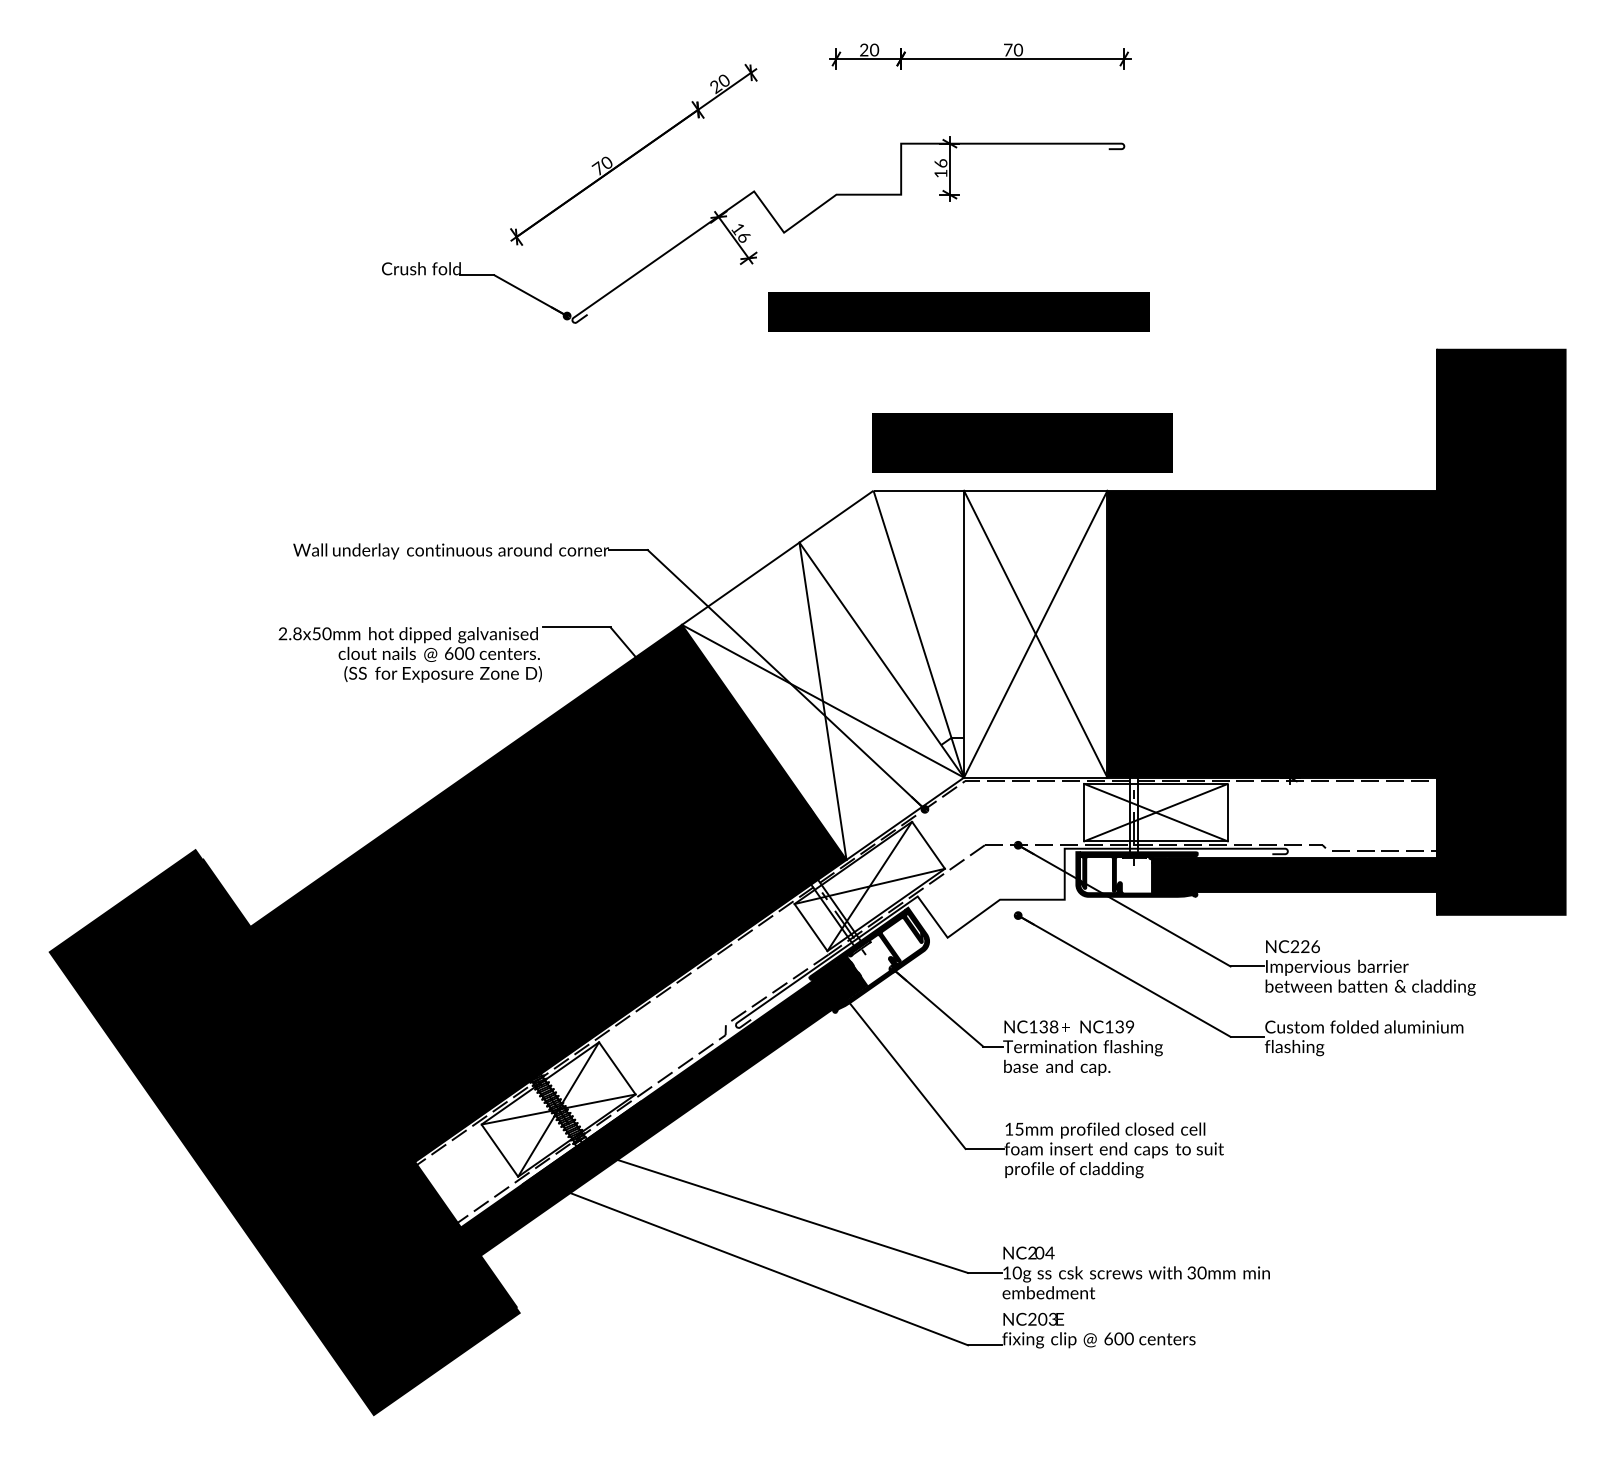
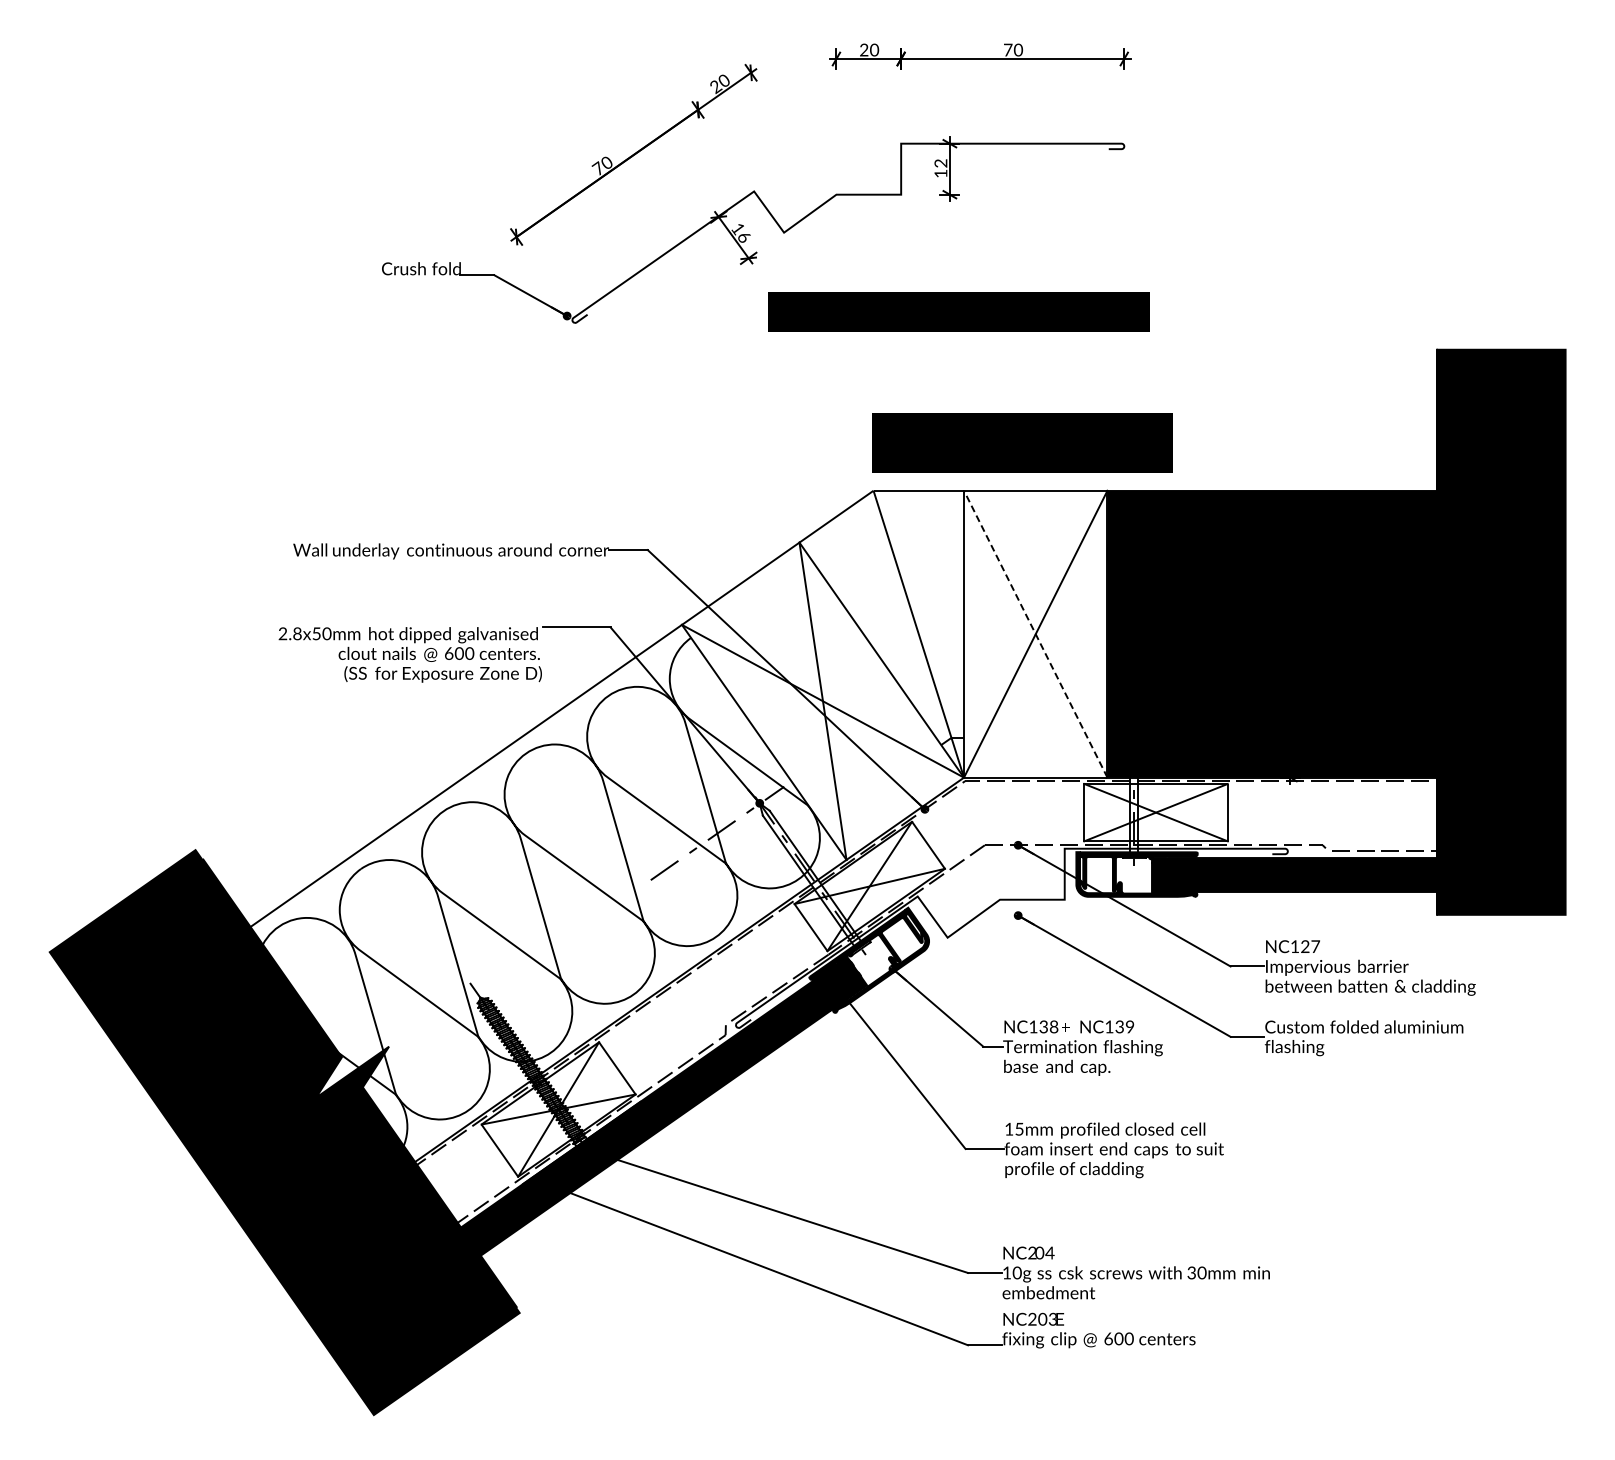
text: 16 -> 12 (940, 163)
line: solid -> dashed (1035, 633)
fill: present -> none (548, 892)
text: NC226 -> NC127 (1305, 946)
